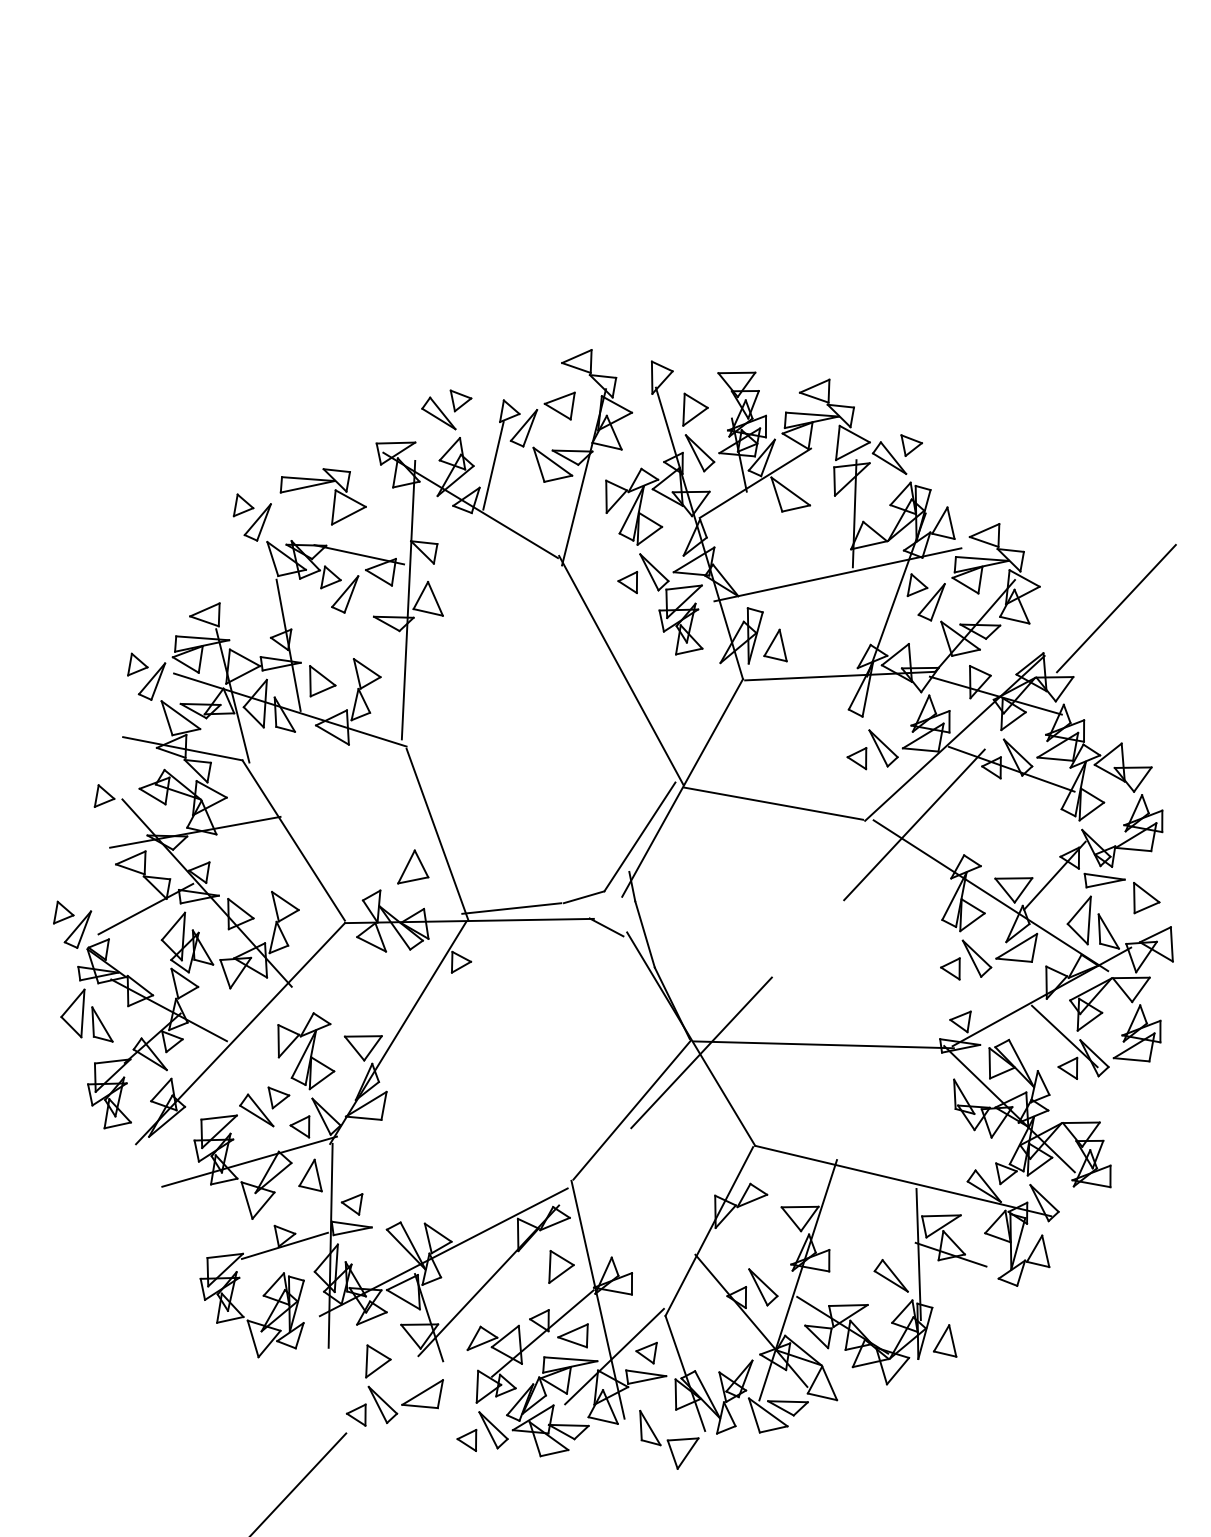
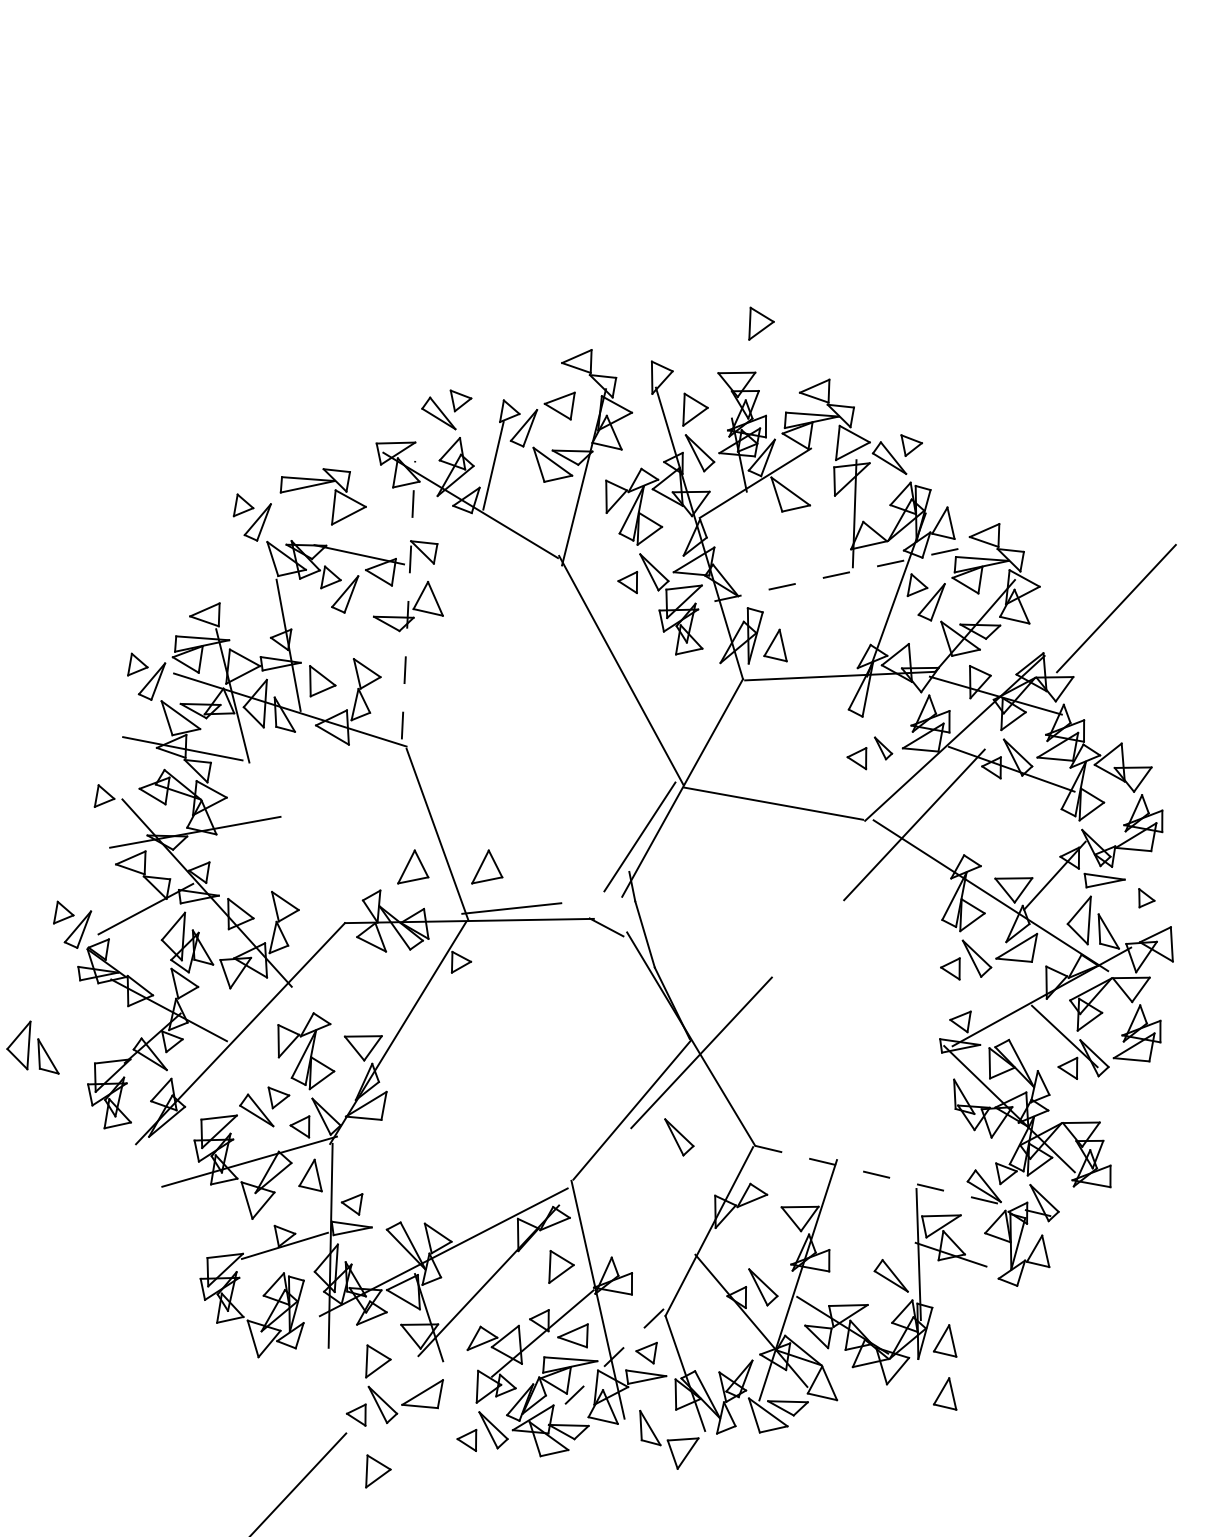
part: none -> present (761, 323)
line: solid -> dashed (838, 574)
line: solid -> dashed (408, 599)
part size: 31x39 px -> 21x25 px (883, 748)
line: present -> none (293, 840)
part: none -> present (487, 866)
line: present -> none (583, 897)
part size: 28x33 px -> 18x21 px (1146, 898)
part position: (86, 1015) -> (32, 1047) (32, 1047)
line: present -> none (823, 1044)
part: none -> present (679, 1137)
line: solid -> dashed (903, 1181)
line: solid -> dashed (614, 1356)
part: none -> present (944, 1393)
part: none -> present (378, 1471)
